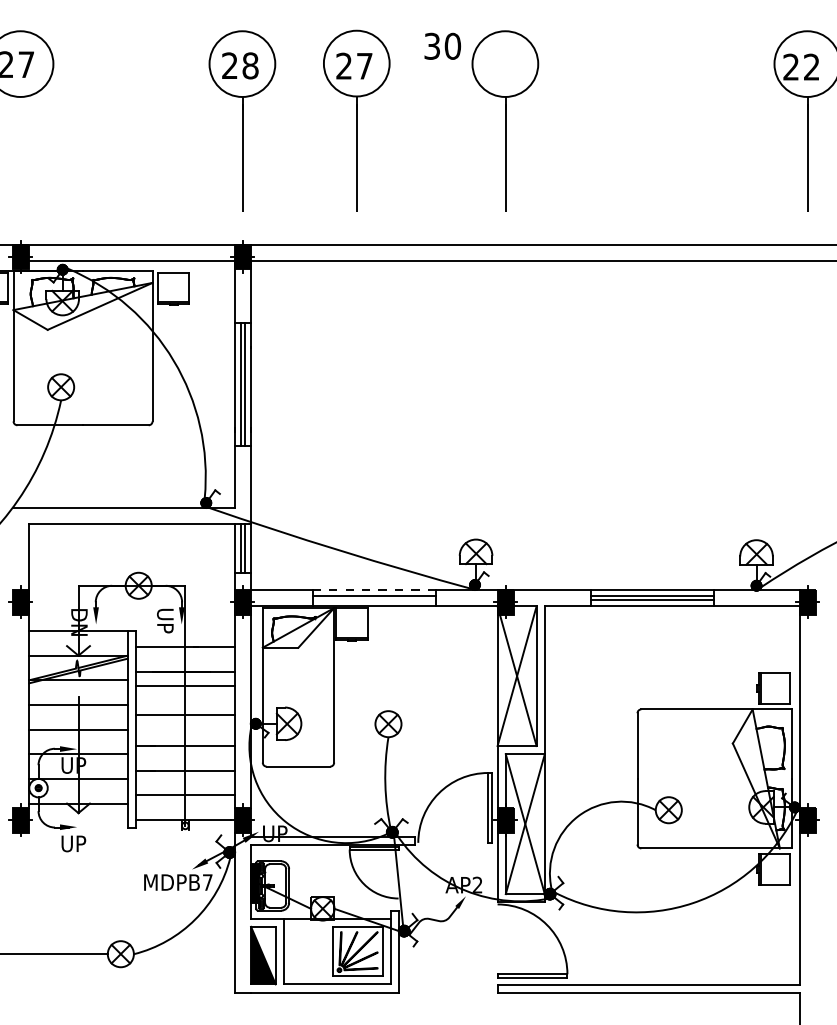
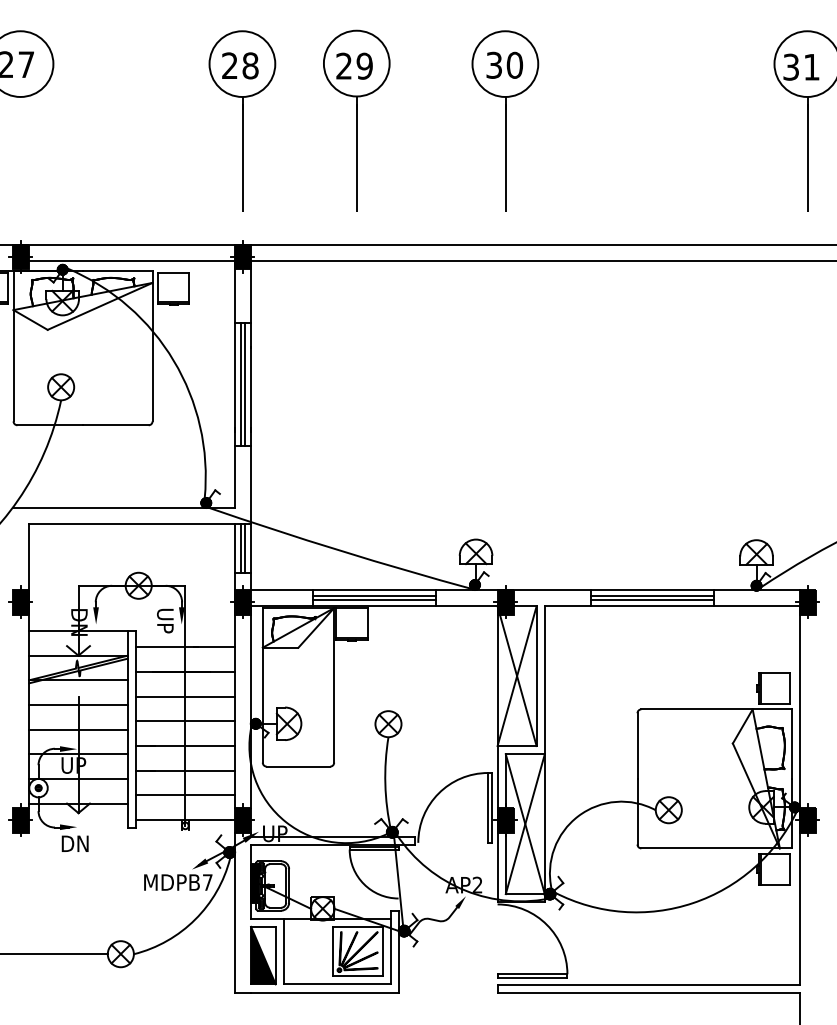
text position: (442, 45) -> (504, 64) (504, 64)
text: 27 -> 29 (364, 65)
text: 22 -> 31 (801, 66)
line: dashed -> solid (374, 589)
line: none -> present (373, 599)
line position: (185, 685) -> (185, 696) (185, 696)
line position: (185, 715) -> (185, 721) (185, 721)
text: UP -> DN (74, 843)
